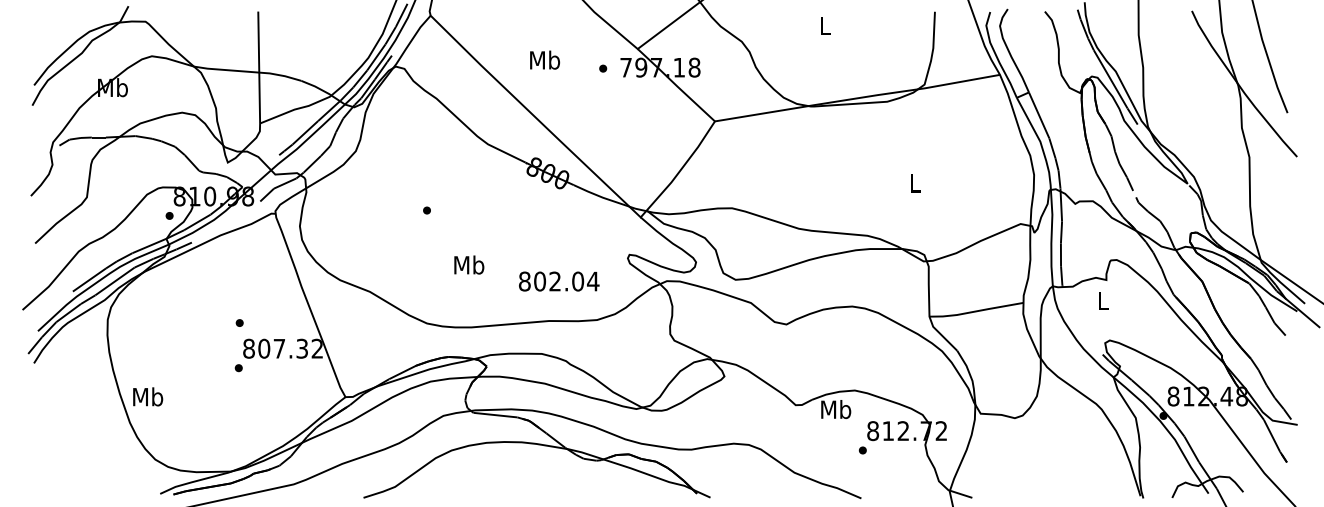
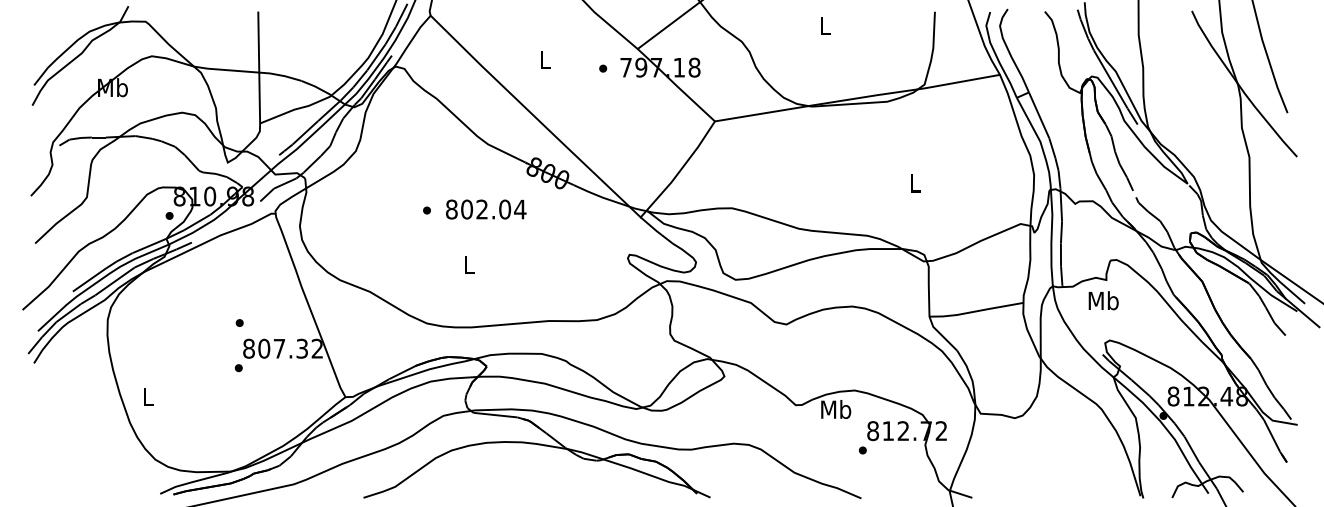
text: Mb -> L (545, 59)
text: Mb -> L (469, 264)
text position: (559, 281) -> (486, 209) (486, 209)
text: L -> Mb (1103, 300)
text: Mb -> L (148, 396)
